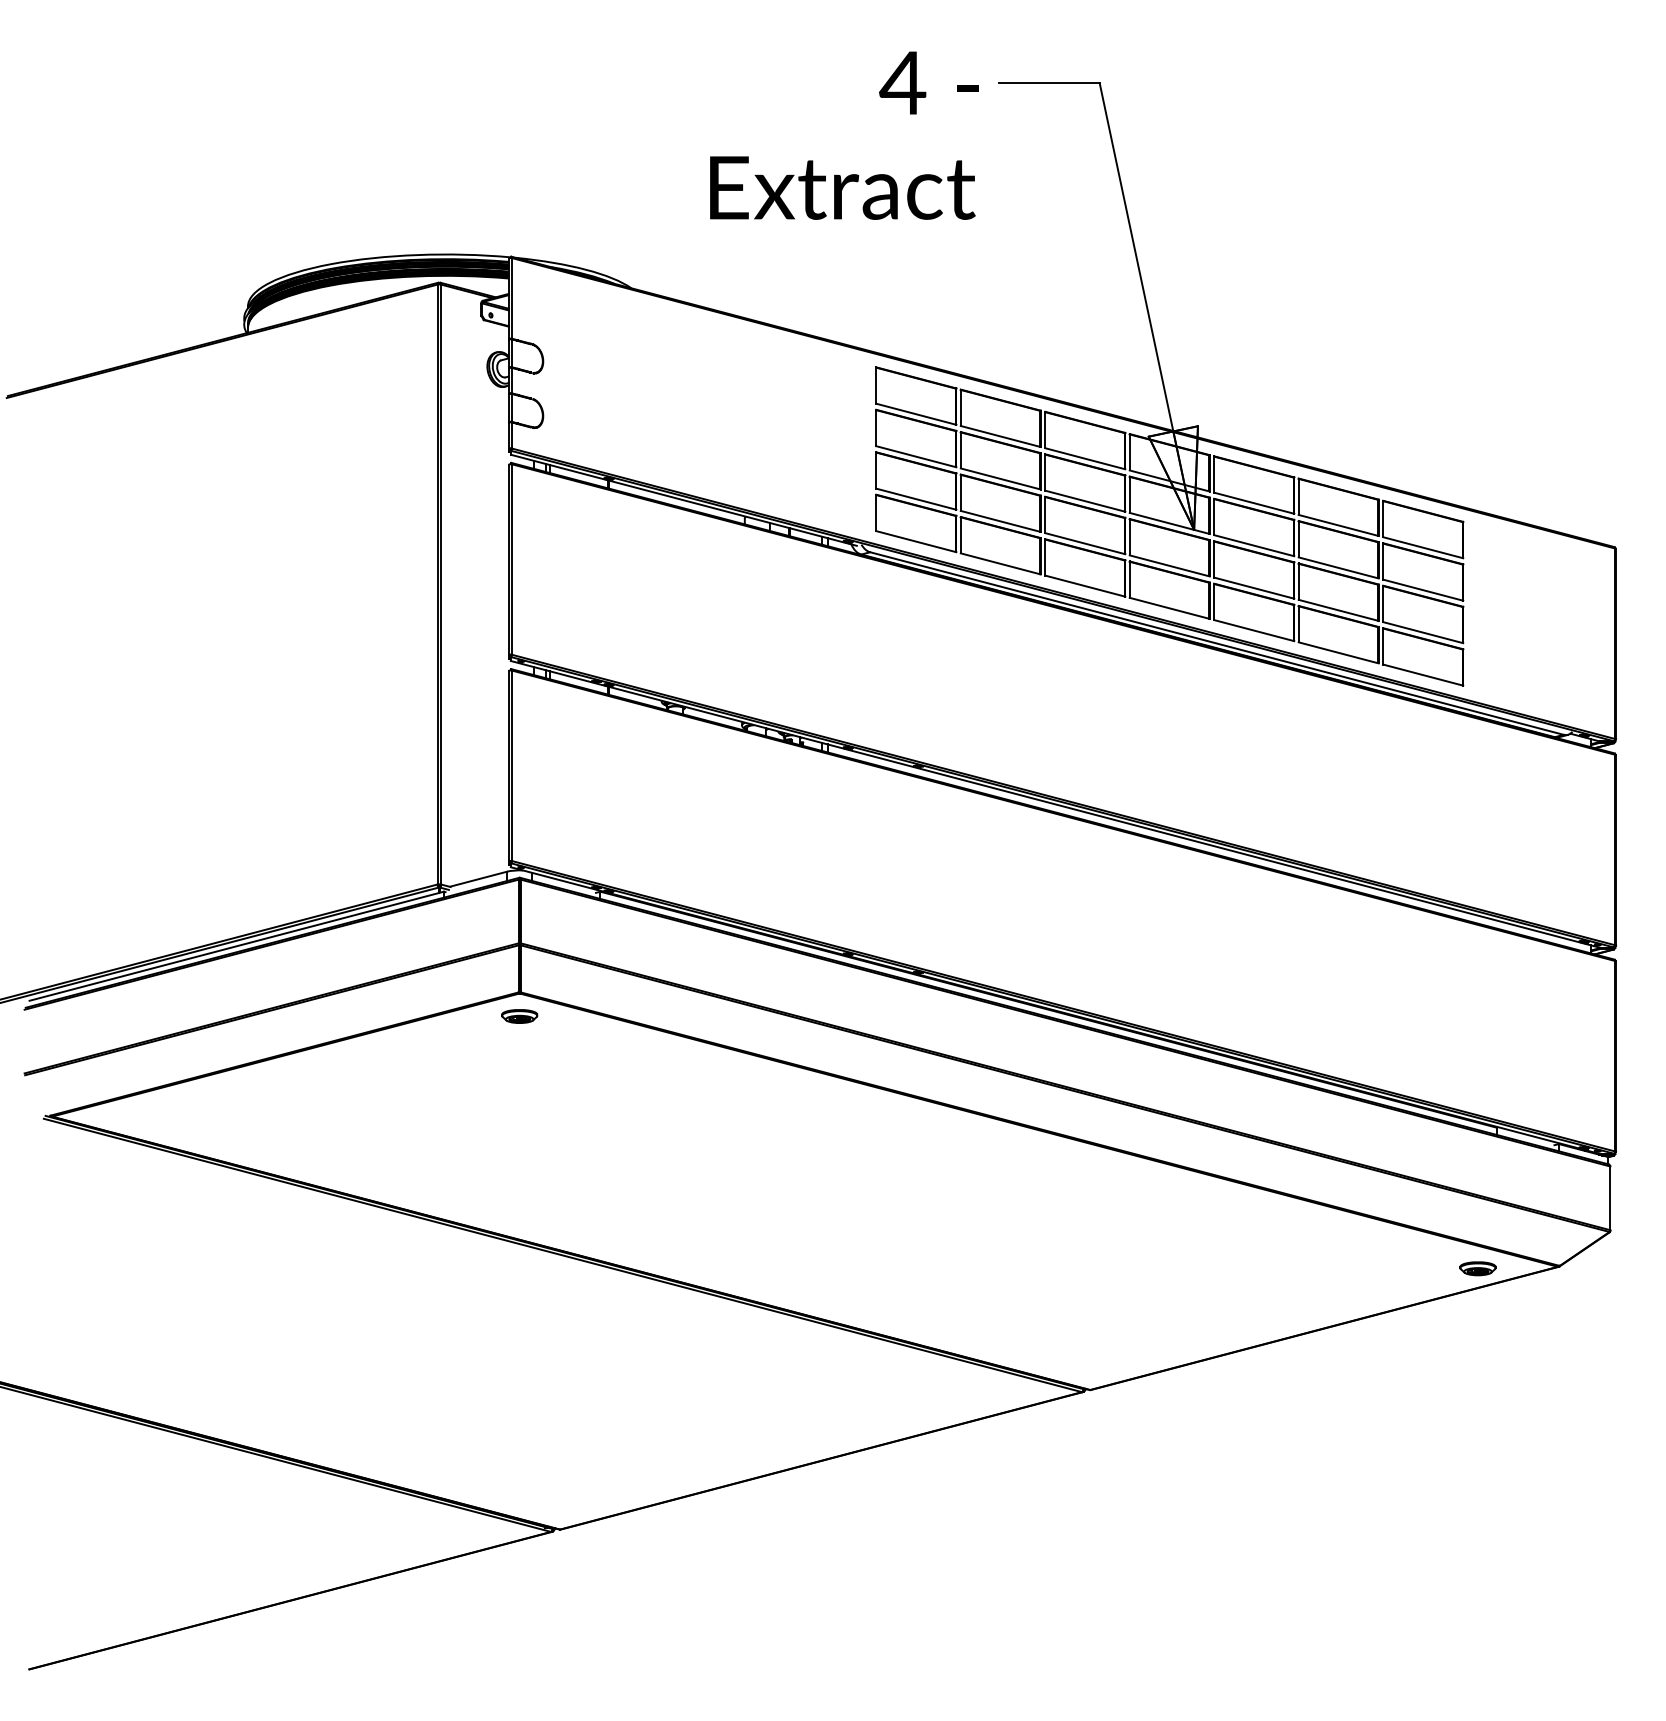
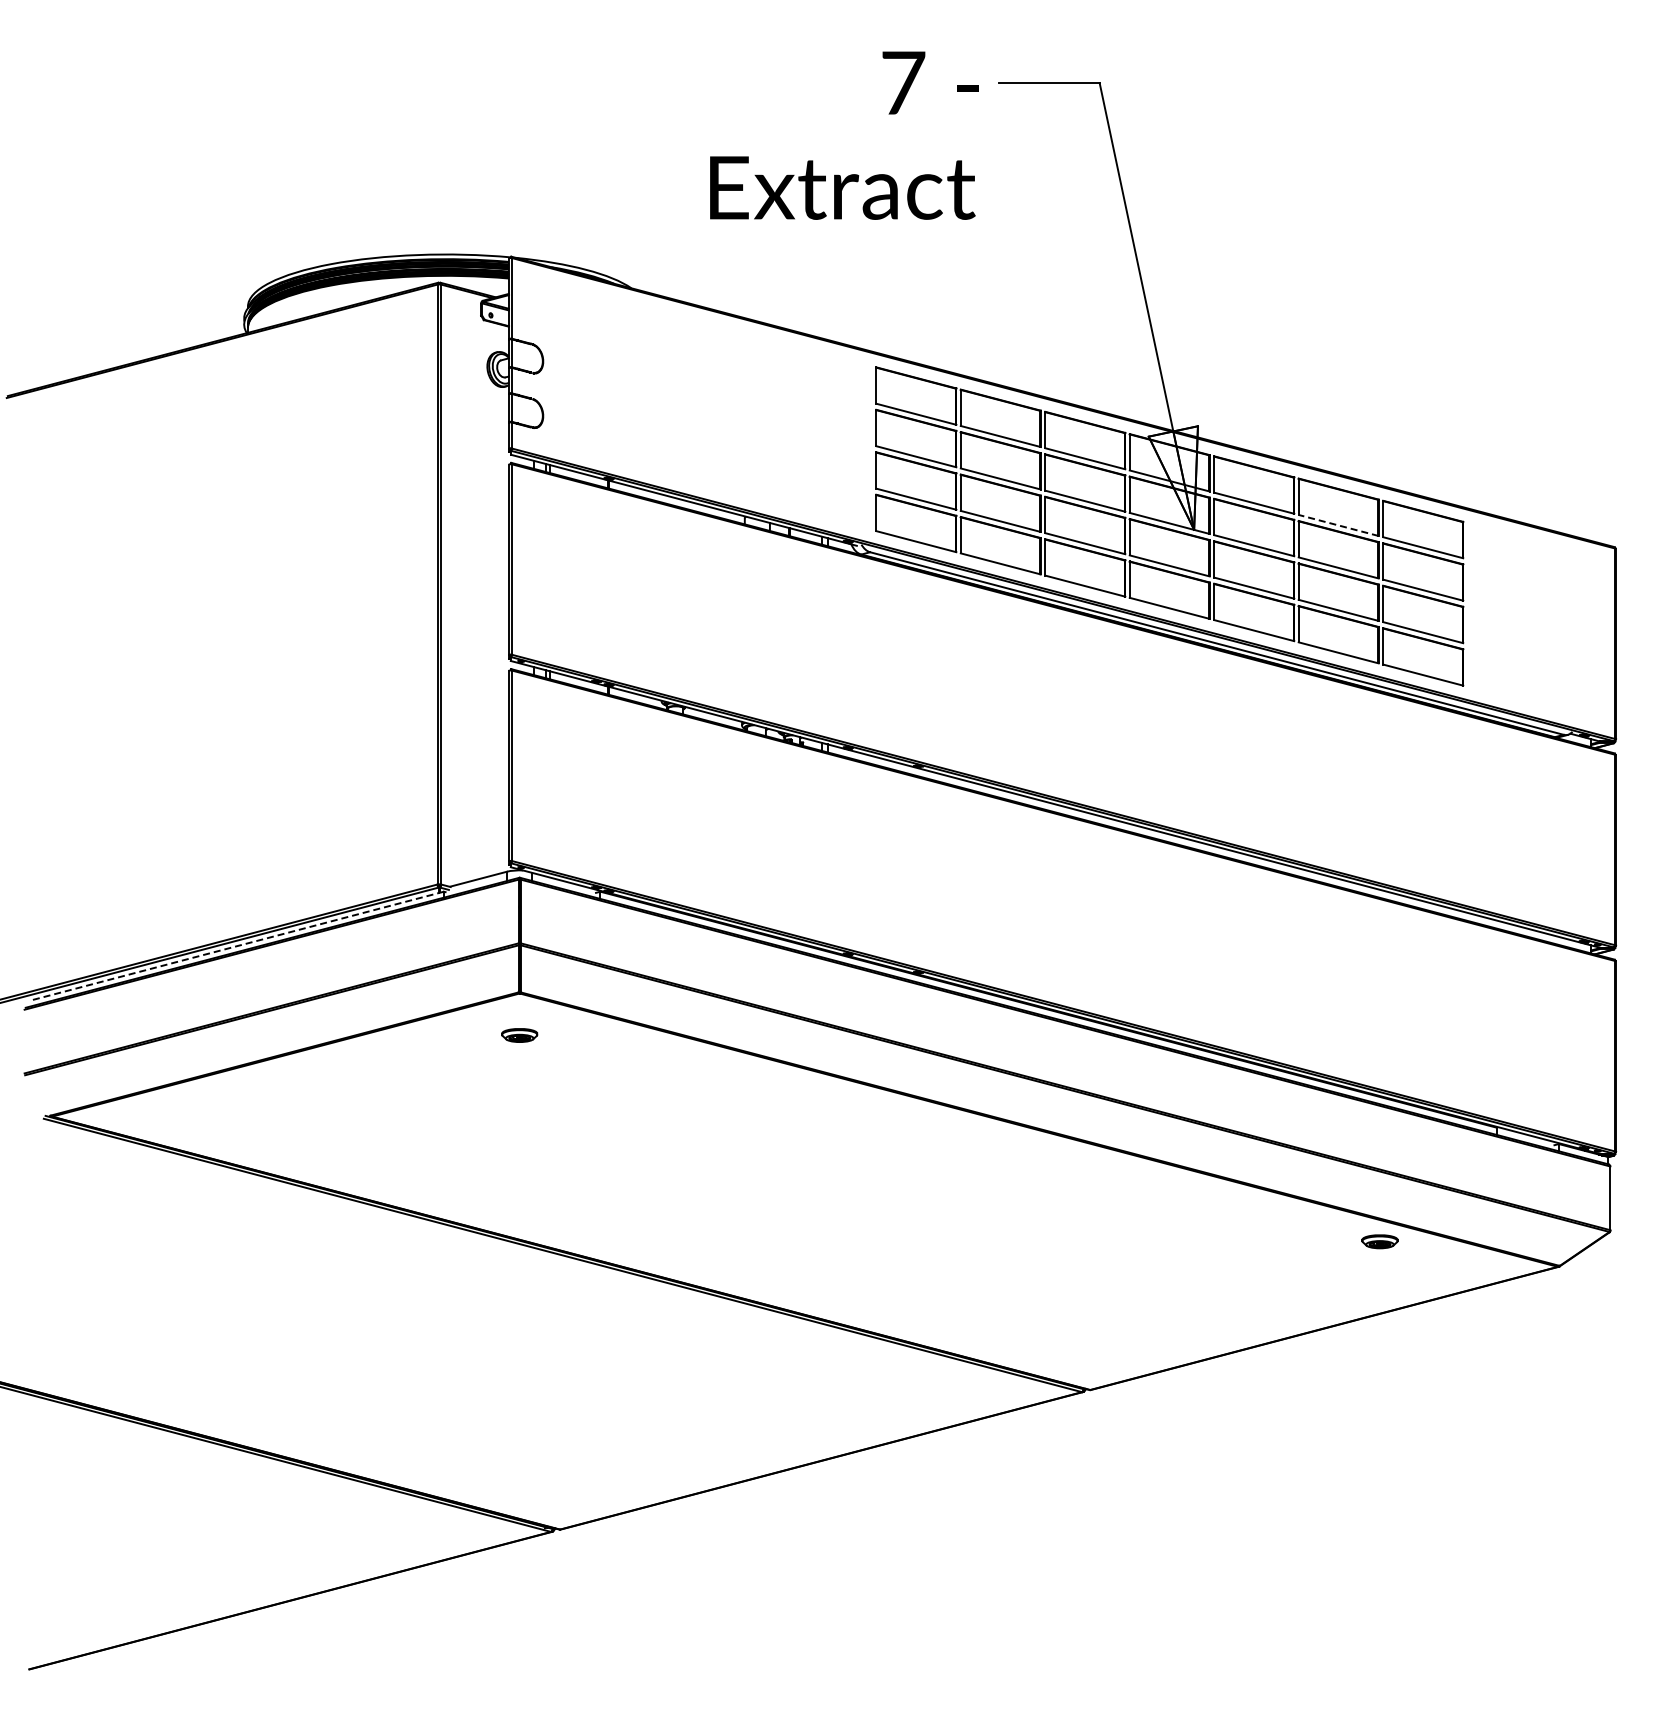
text: 4 -> 7 (902, 82)
line: solid -> dashed (1338, 525)
line: solid -> dashed (236, 946)
part position: (519, 1016) -> (519, 1035) (519, 1035)
part position: (1477, 1268) -> (1379, 1241) (1379, 1241)
